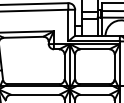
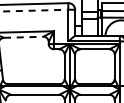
line: solid -> dashed (34, 10)
line: solid -> dashed (23, 37)
